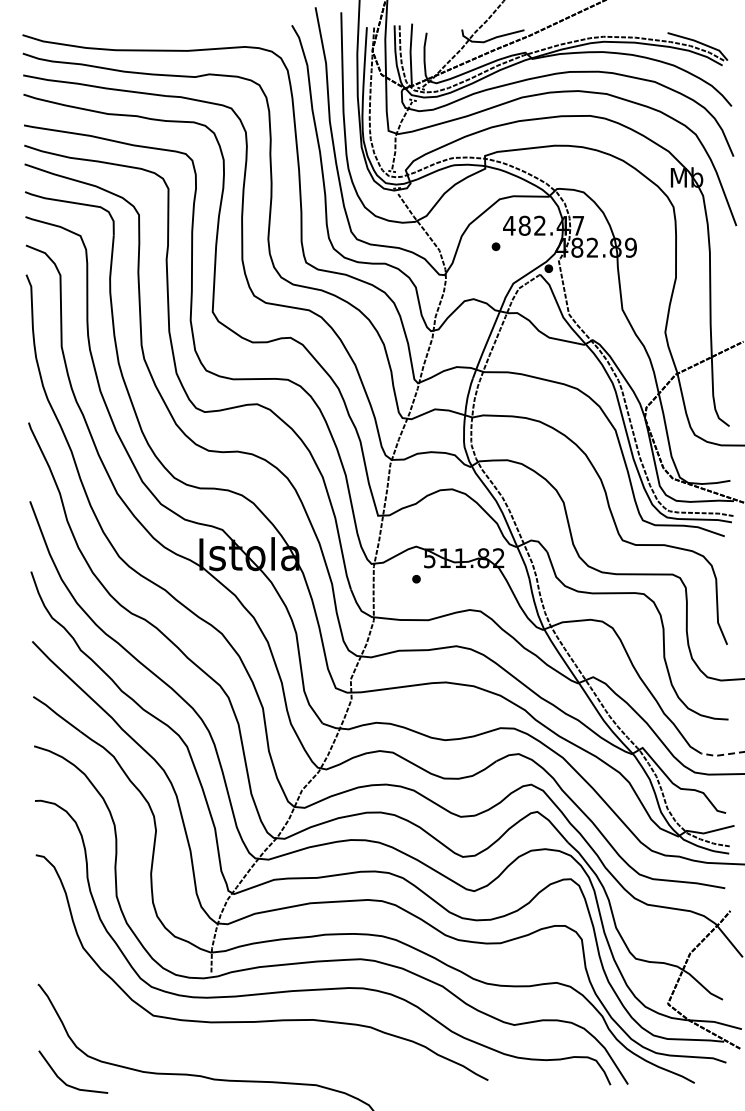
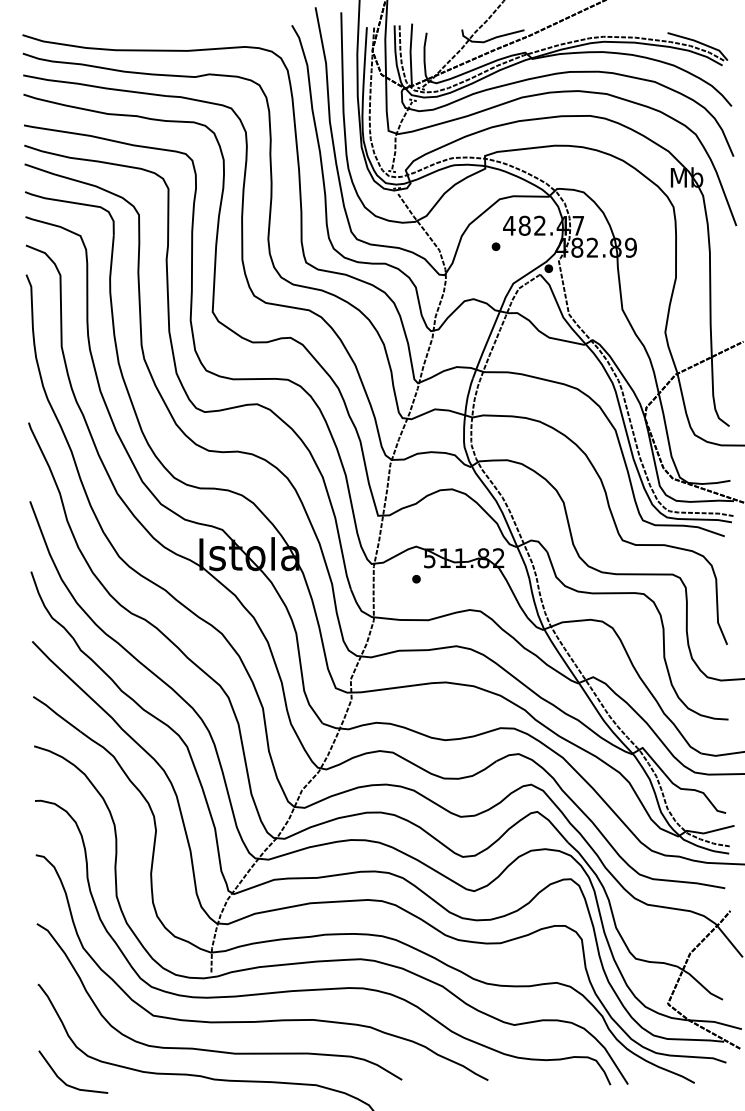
line: dashed -> solid (721, 755)
curve: none -> present (210, 1049)
